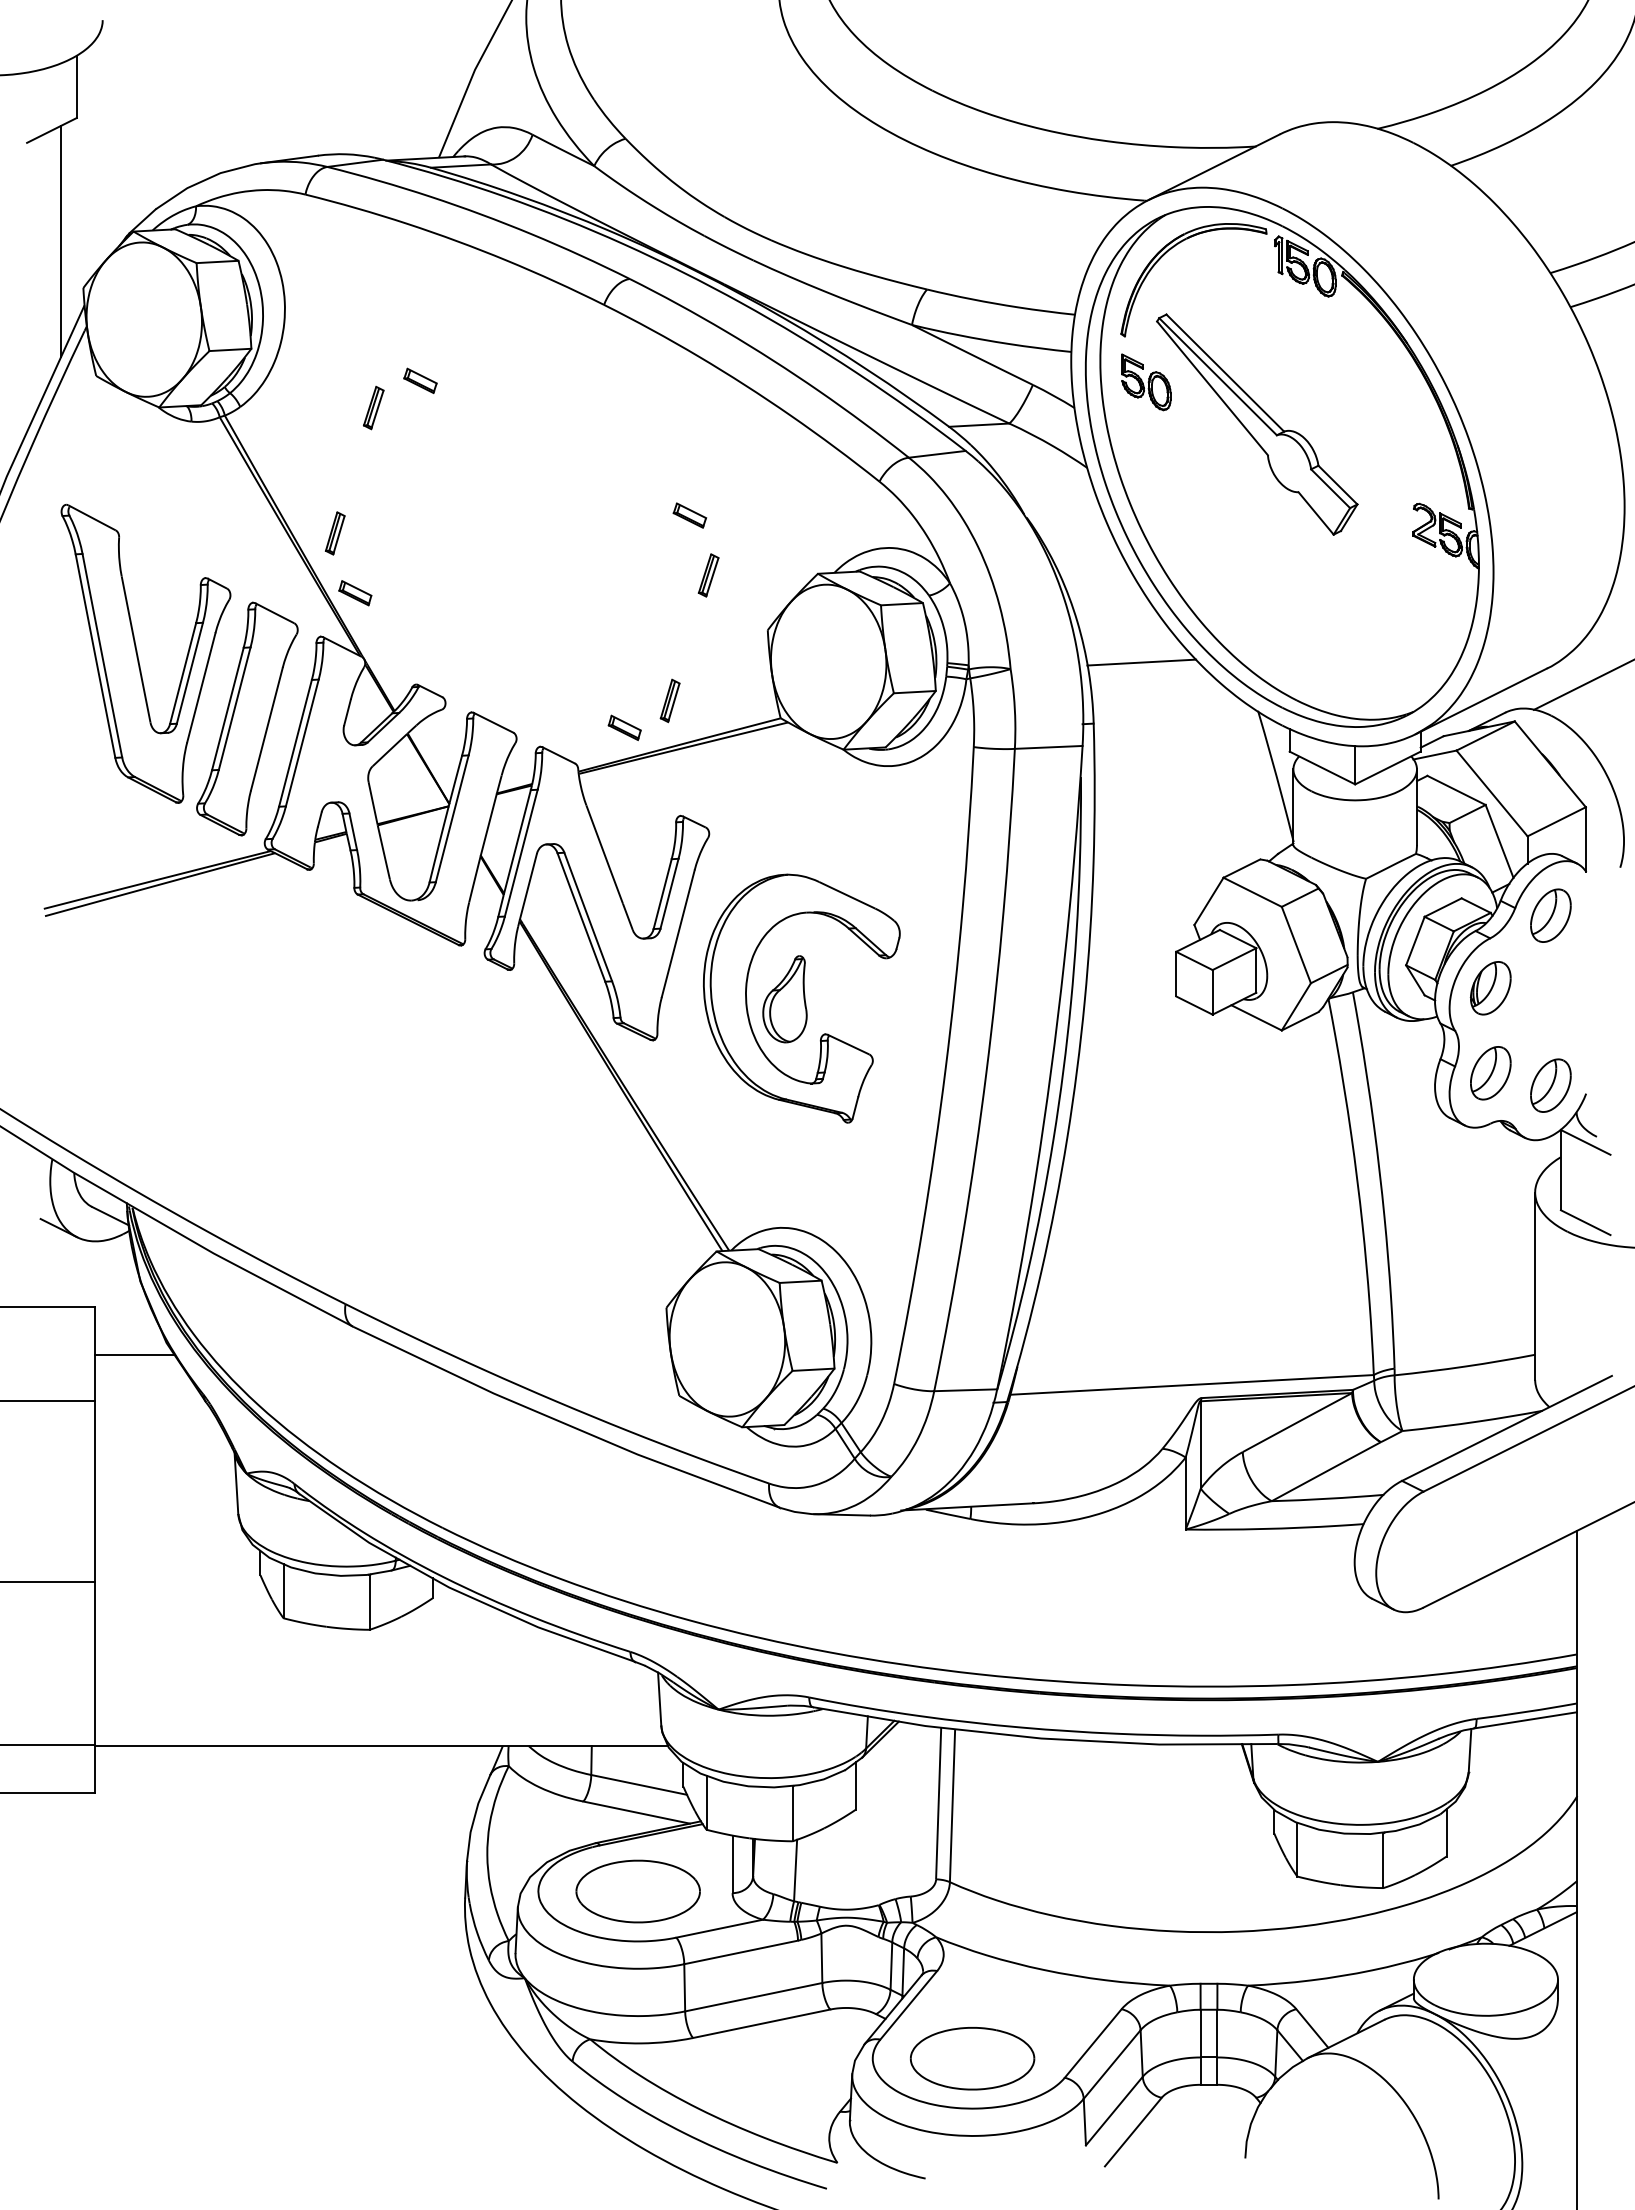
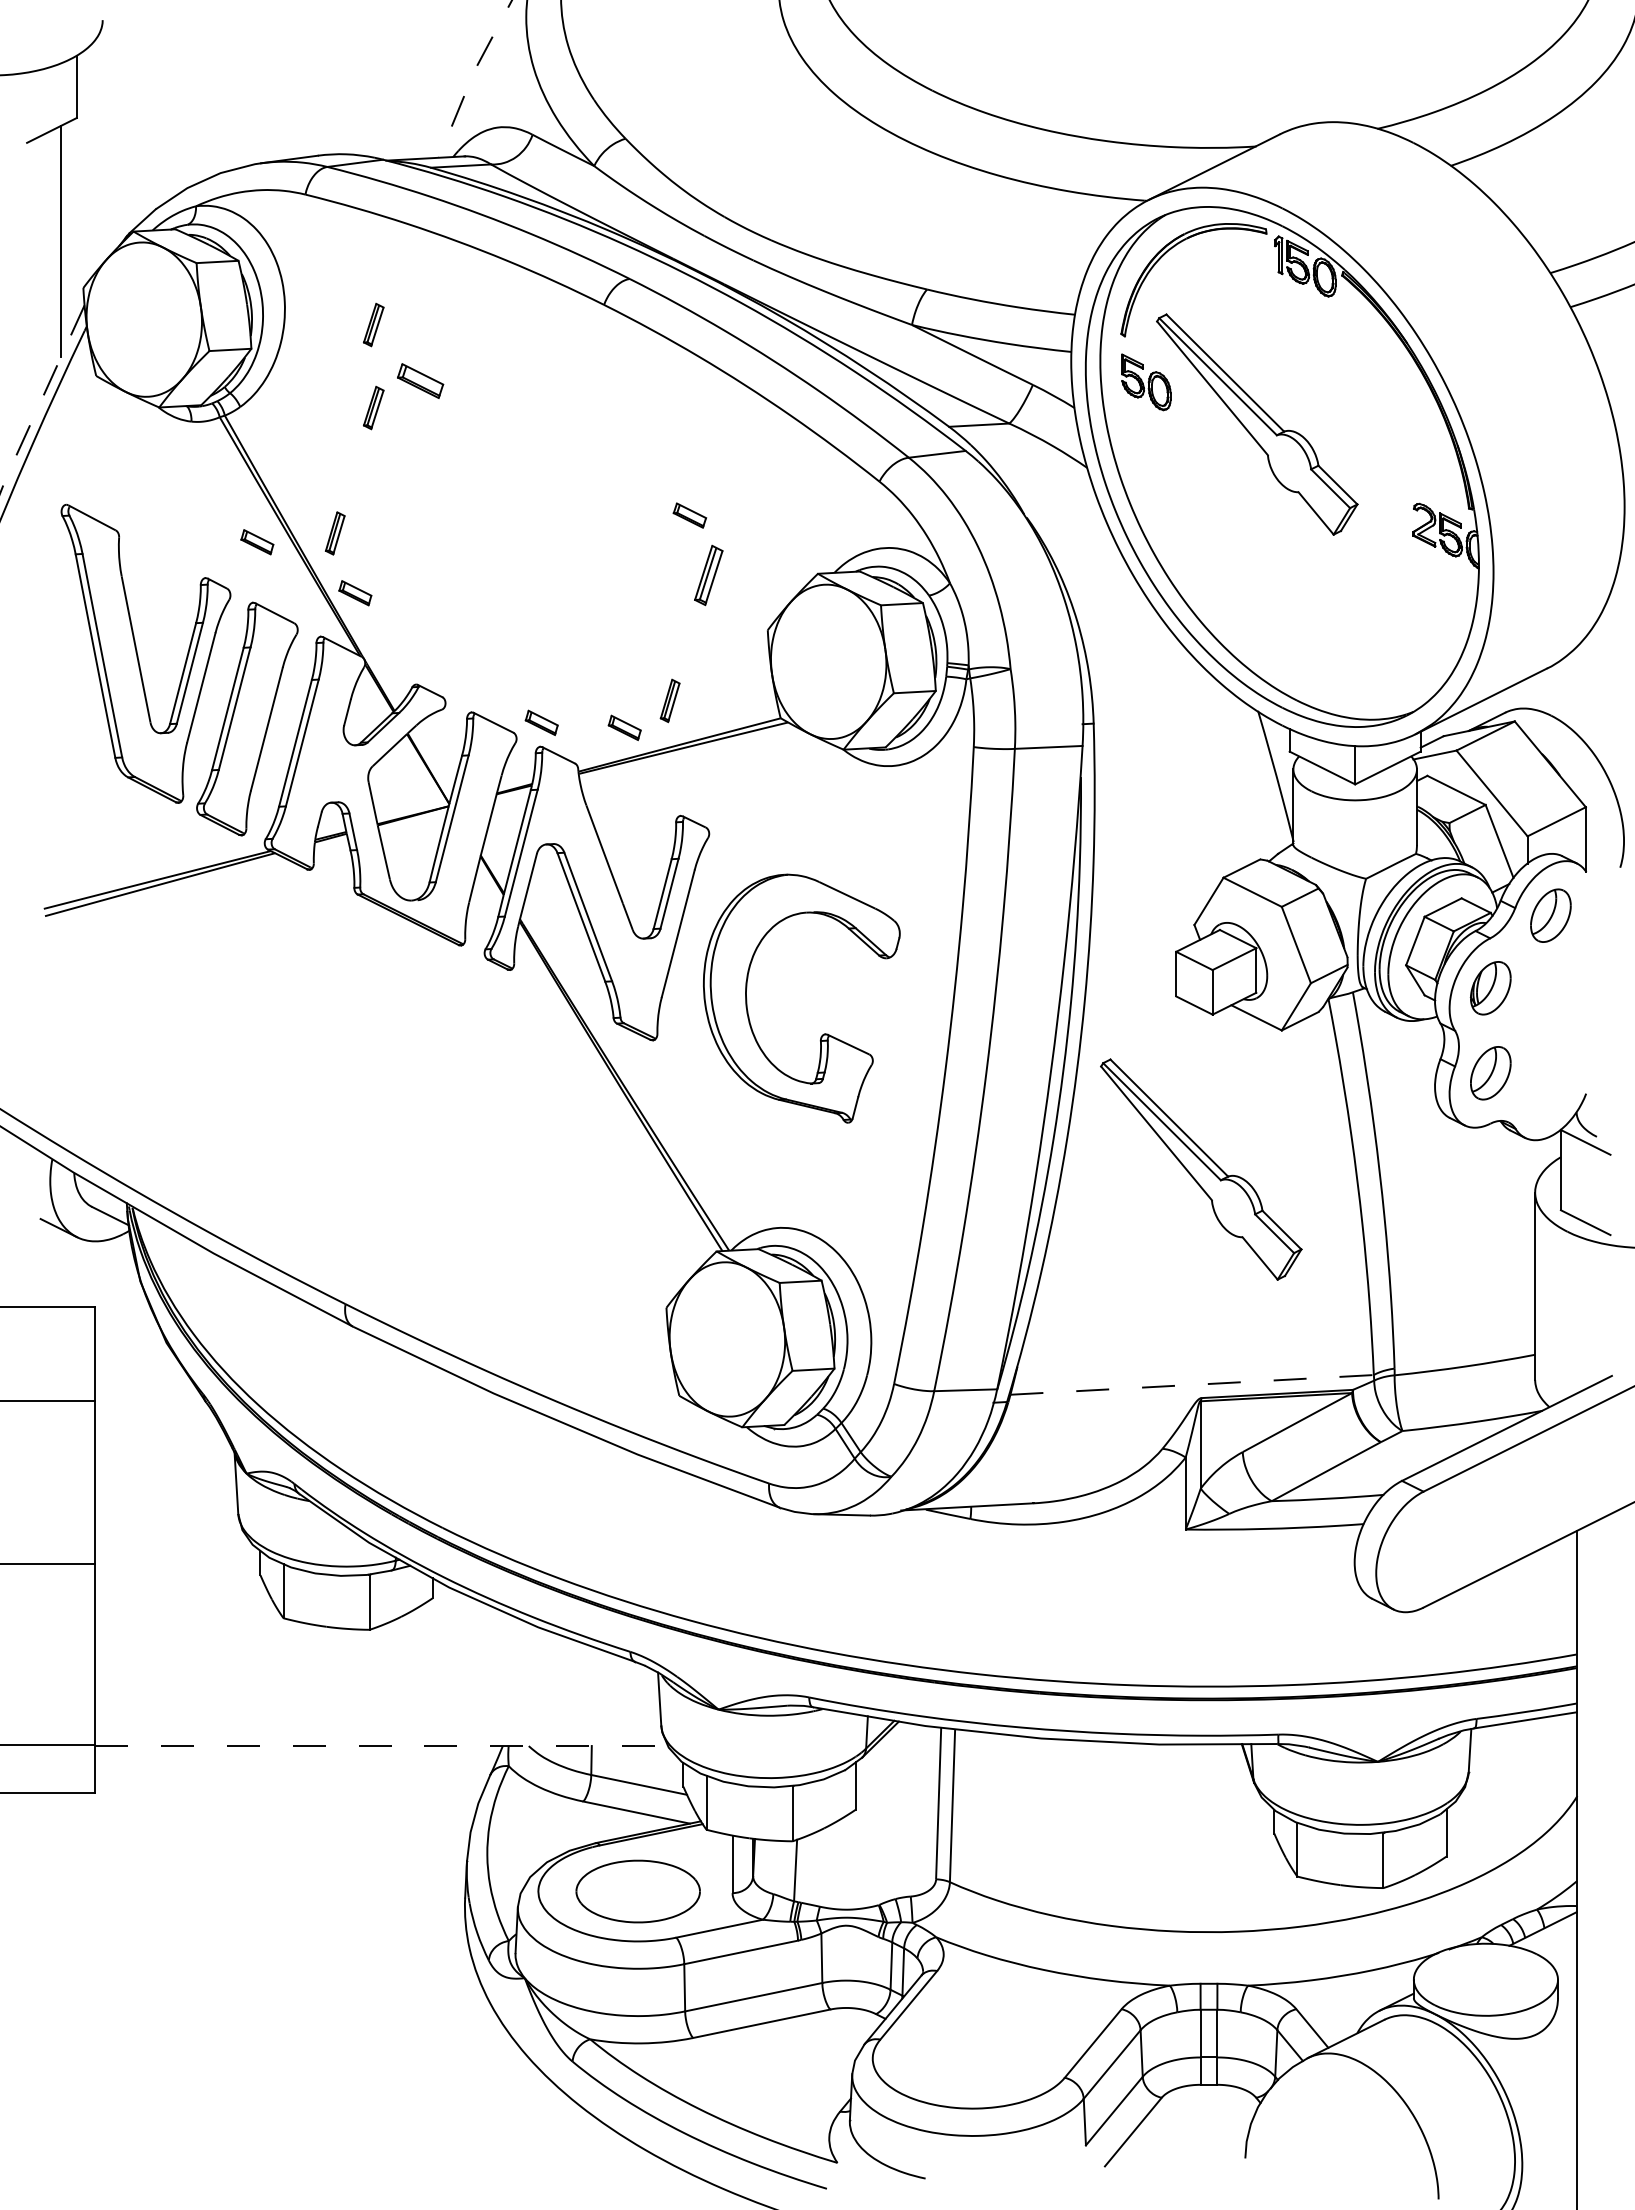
line: solid -> dashed (472, 77)
part: none -> present (373, 324)
part size: 35x27 px -> 48x36 px (420, 380)
line: solid -> dashed (41, 399)
part: none -> present (257, 542)
part size: 23x45 px -> 30x63 px (708, 575)
line: present -> none (1141, 662)
line: present -> none (1582, 684)
part: none -> present (541, 722)
part: present -> none (784, 999)
part: present -> none (1550, 1085)
part: none -> present (1201, 1169)
line: present -> none (134, 1354)
line: solid -> dashed (1192, 1384)
line position: (48, 1582) -> (48, 1564) (48, 1564)
line: solid -> dashed (381, 1746)
part: present -> none (972, 2058)
